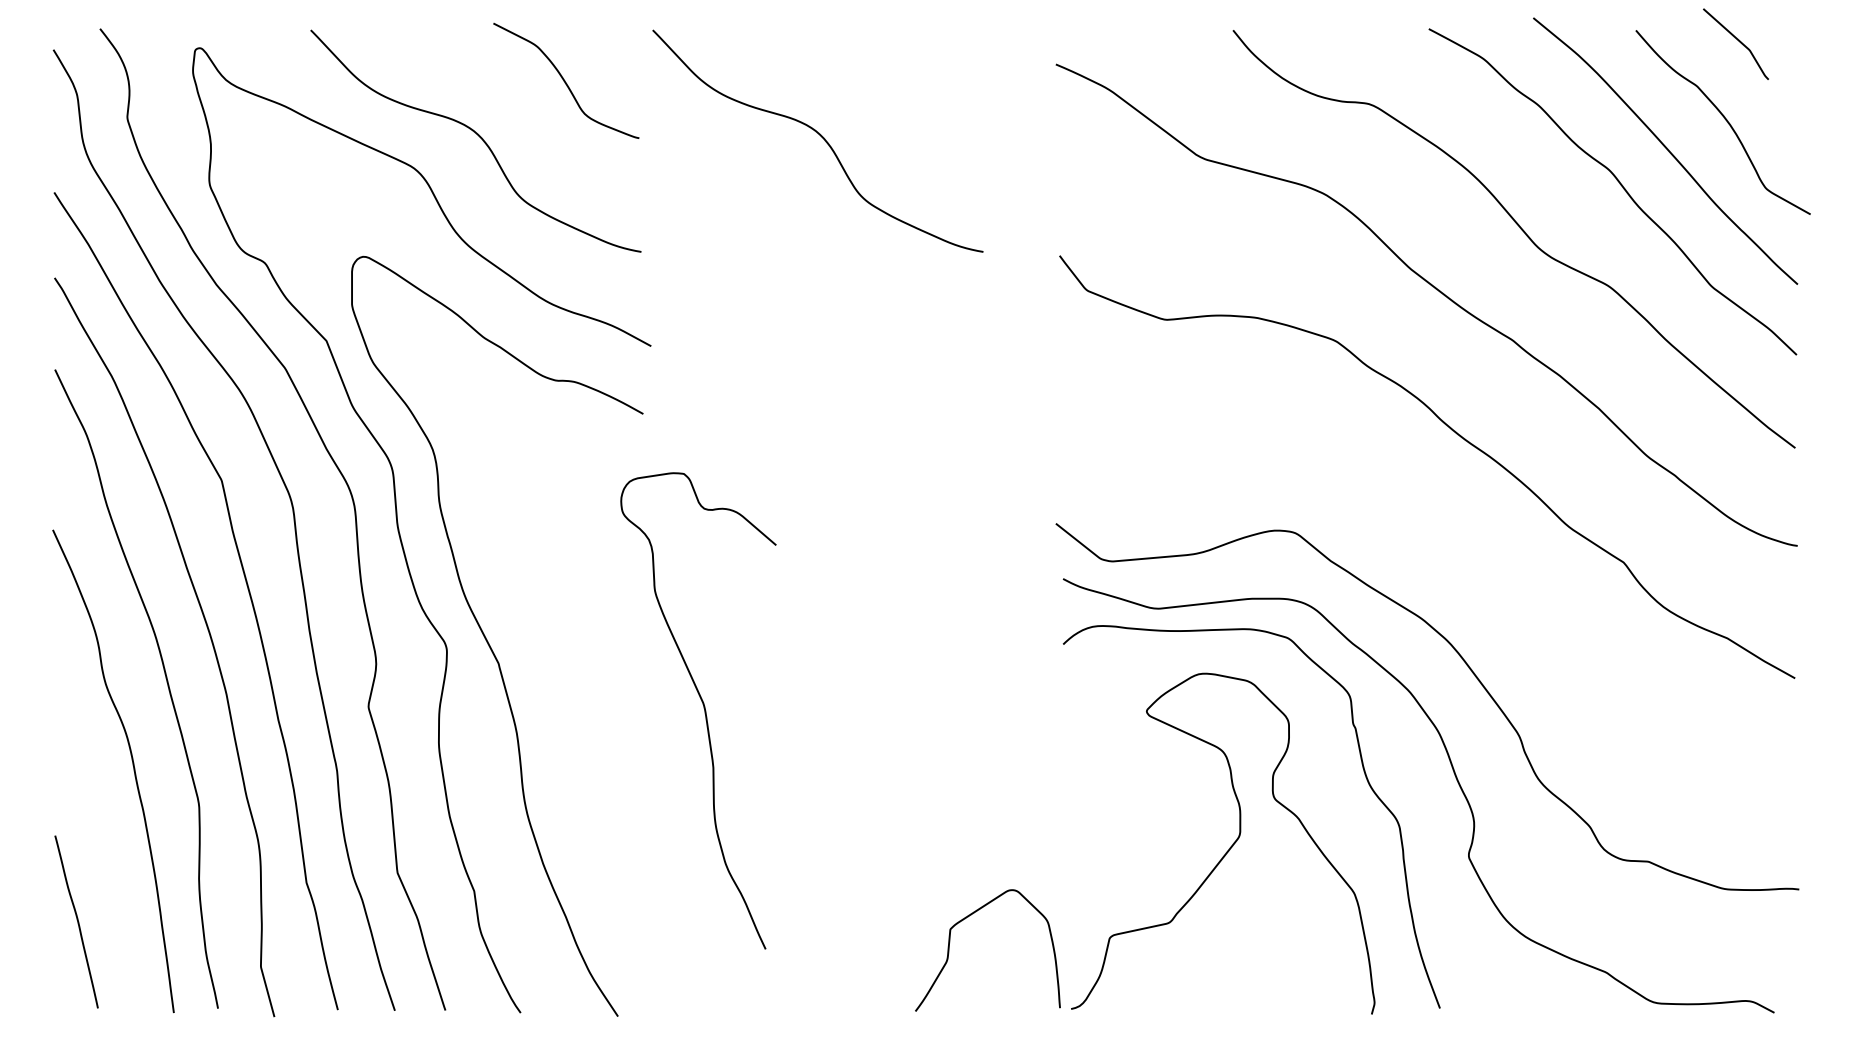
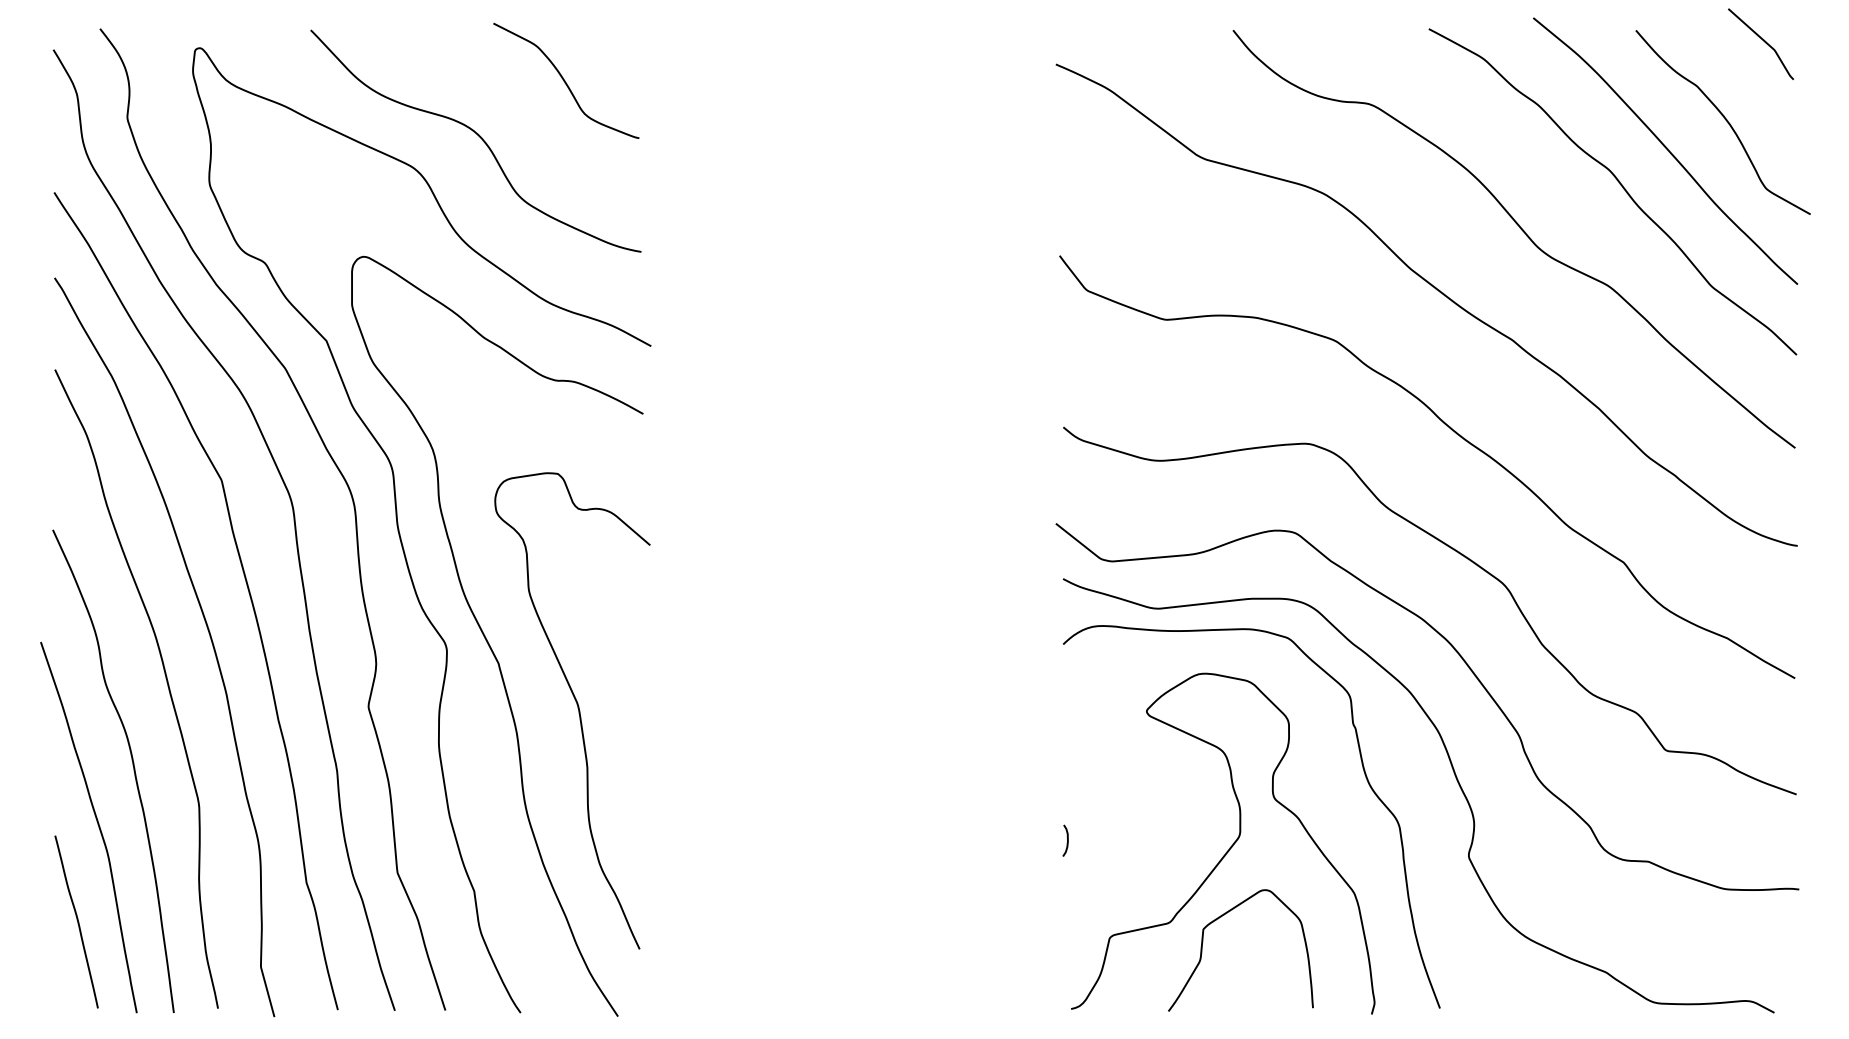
curve position: (1737, 40) -> (1762, 40) (1762, 40)
curve: present -> none (820, 136)
curve: none -> present (1464, 557)
curve position: (703, 708) -> (577, 708) (577, 708)
curve: none -> present (97, 824)
curve: none -> present (1067, 840)
curve position: (950, 942) -> (1203, 942) (1203, 942)
